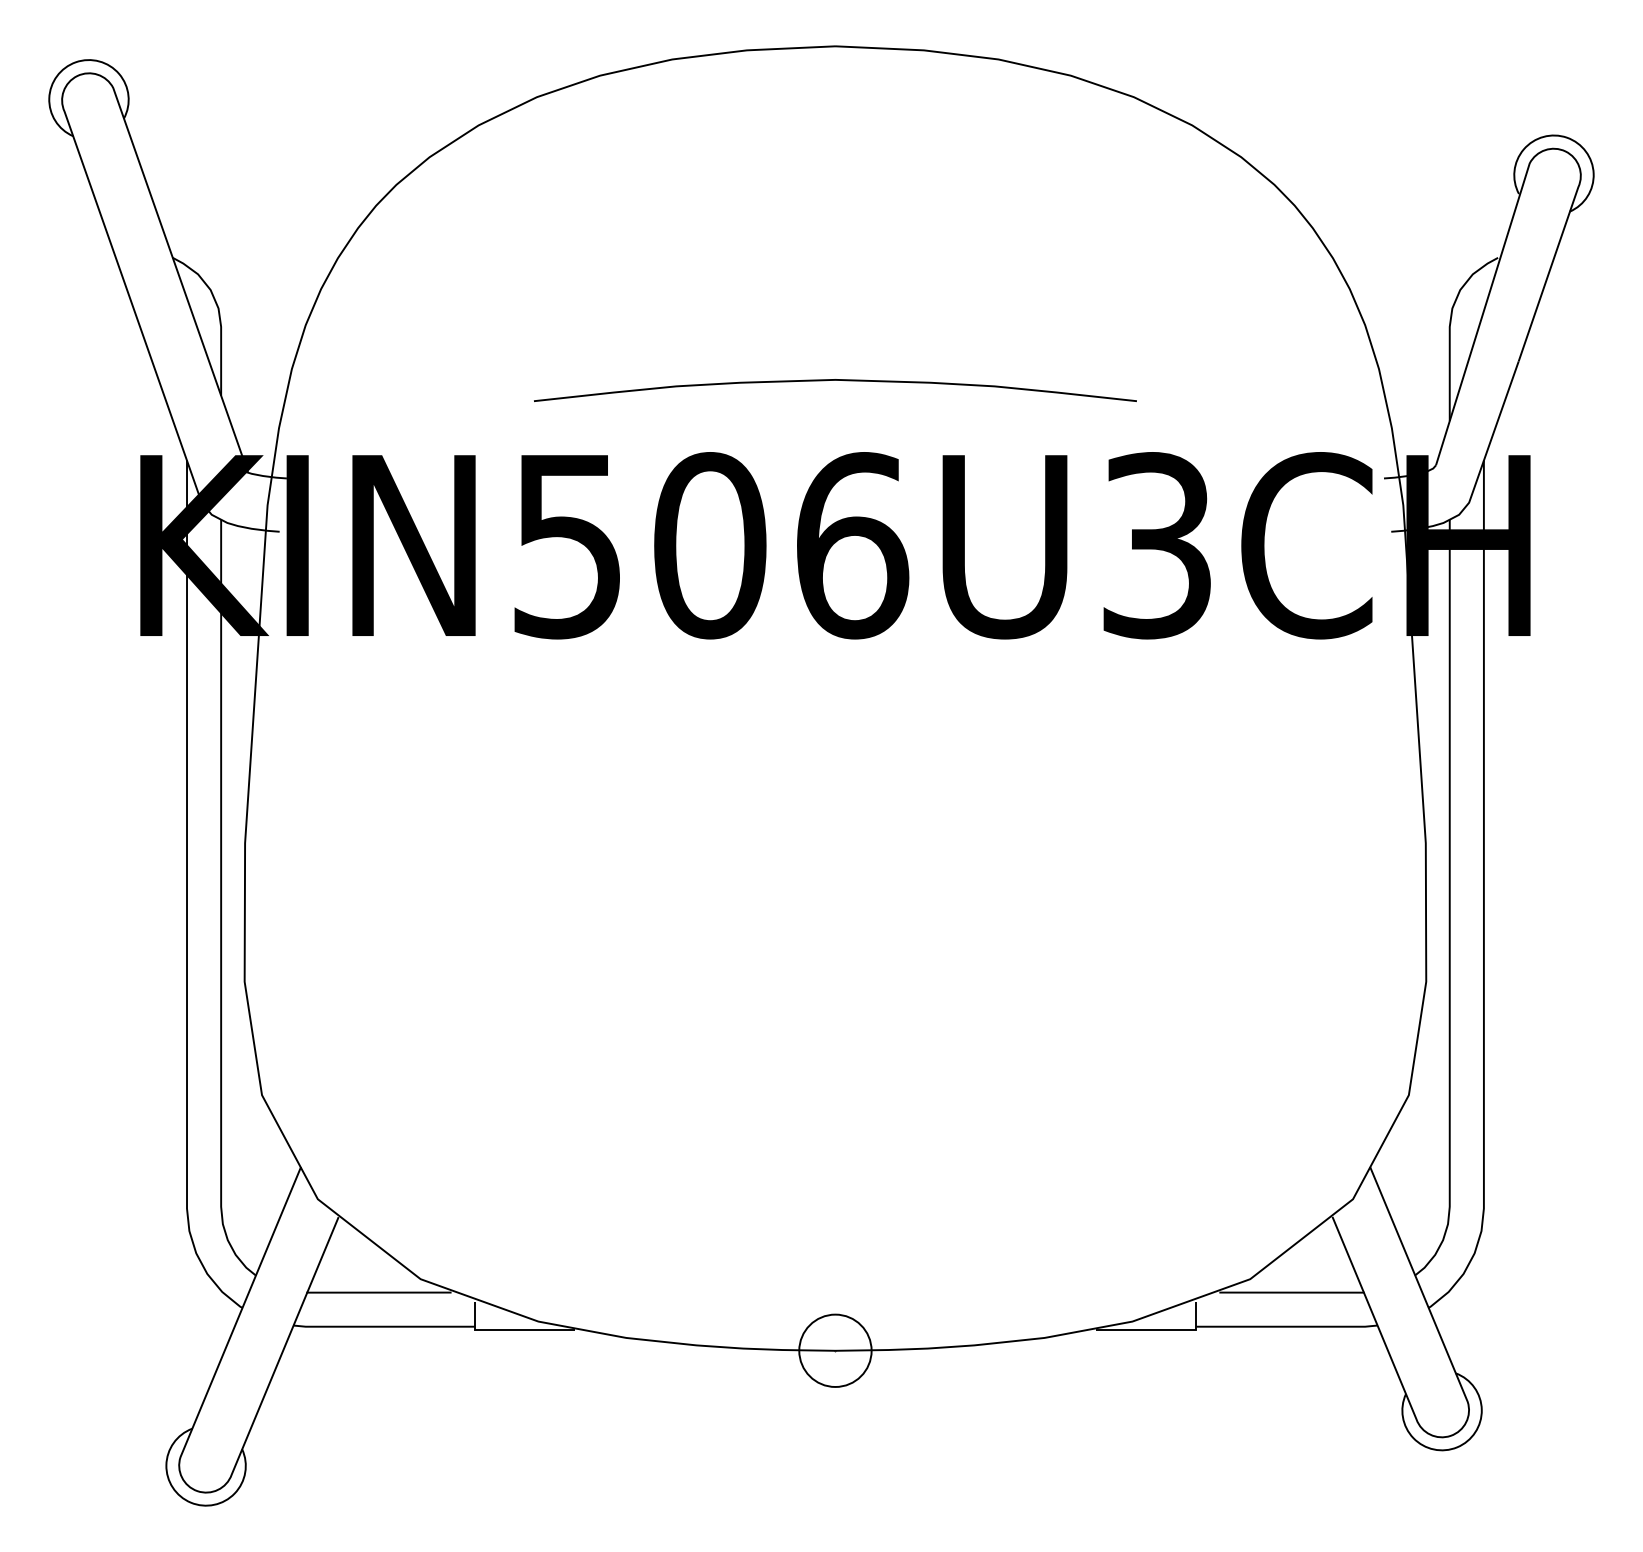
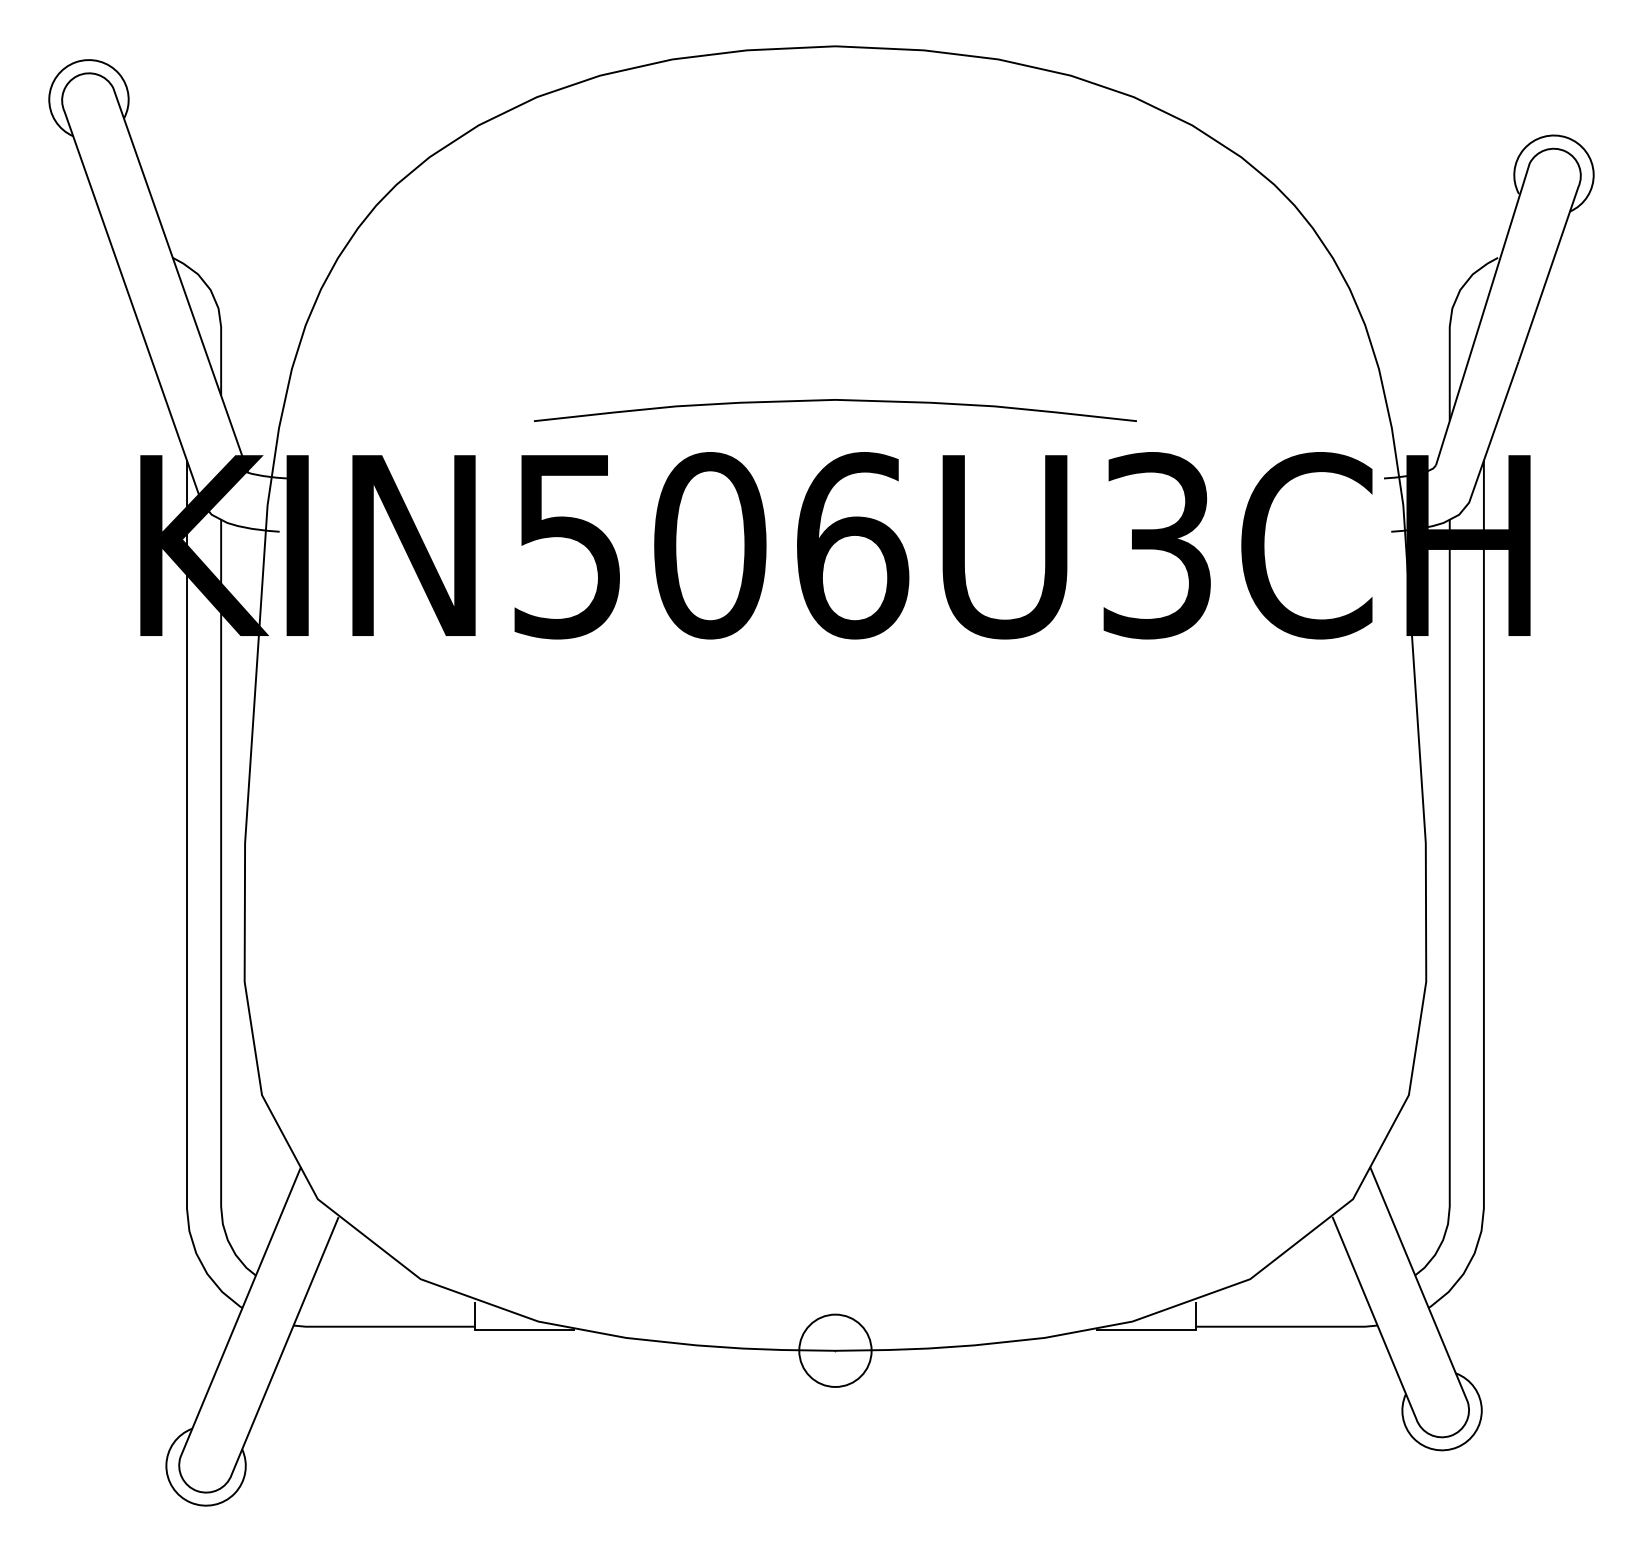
curve position: (835, 380) -> (835, 400) (835, 400)
line: present -> none (378, 1292)
line: present -> none (1291, 1292)
